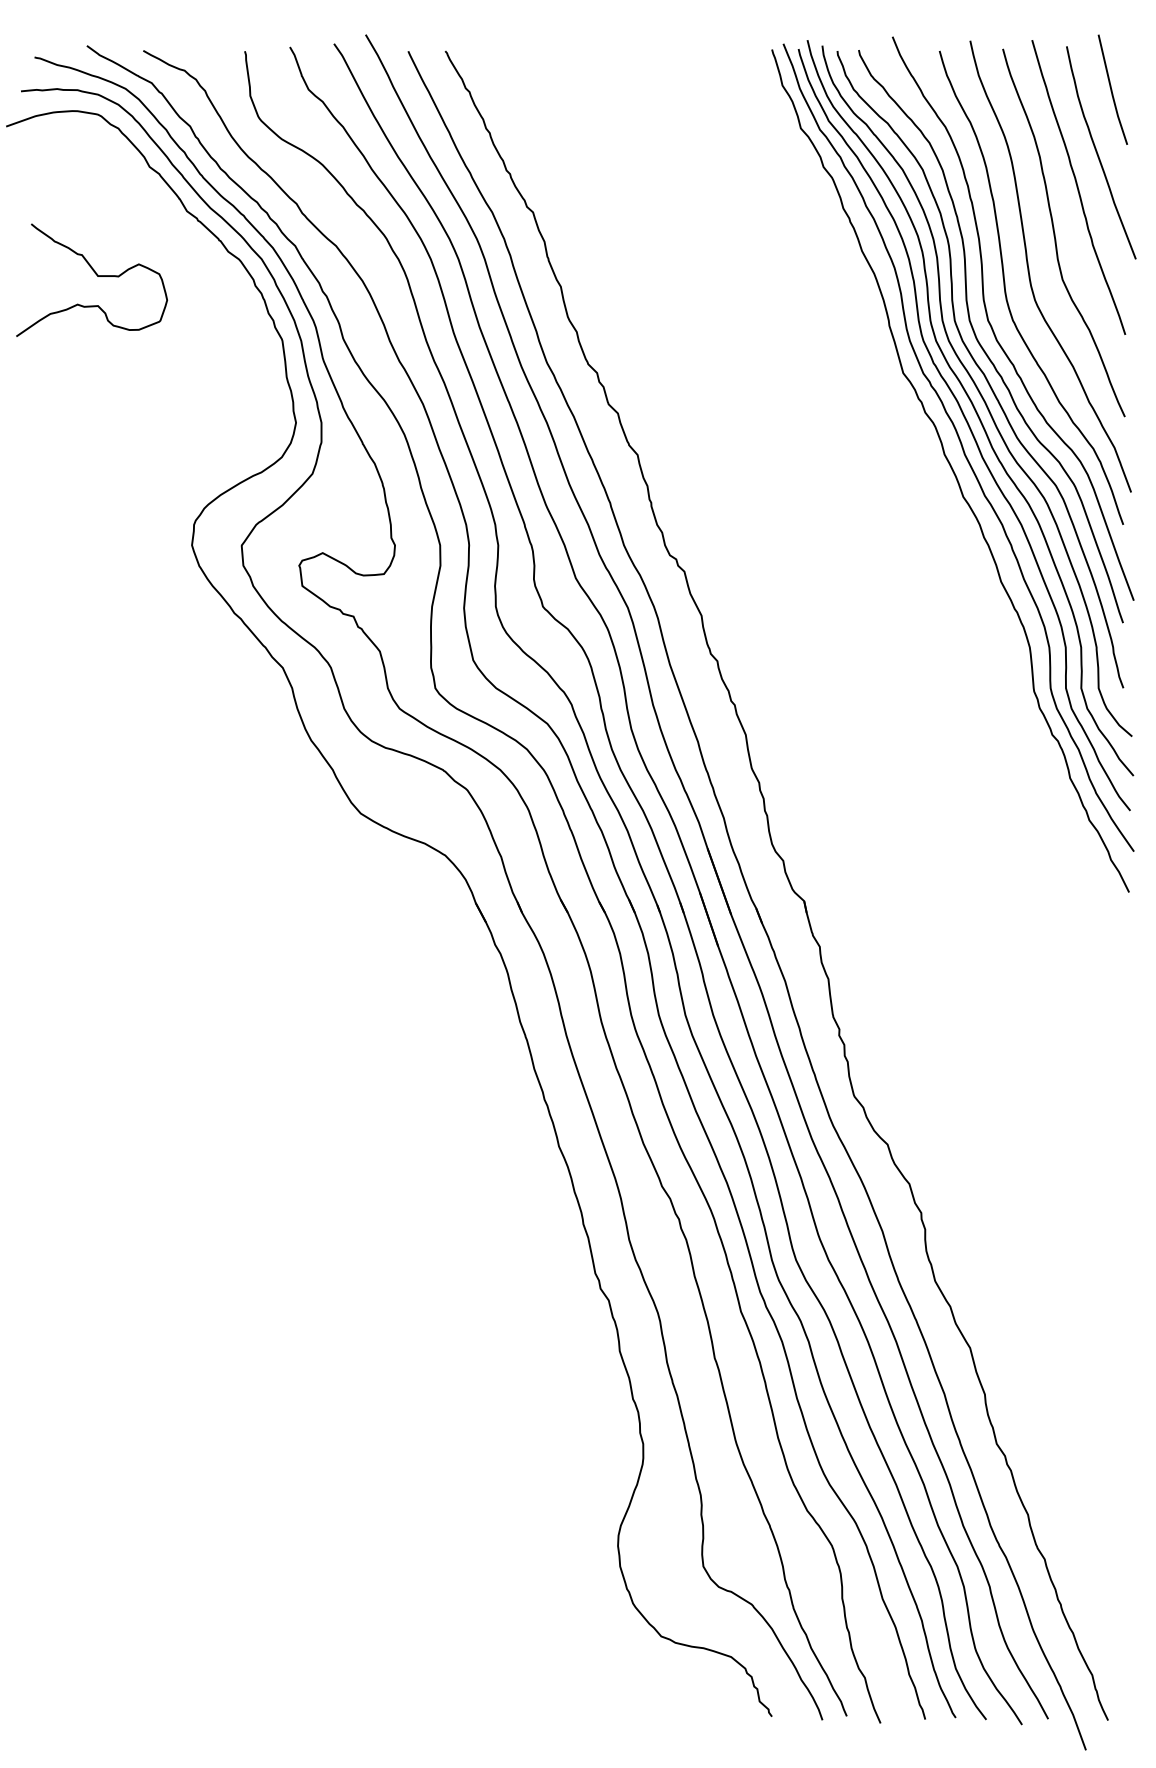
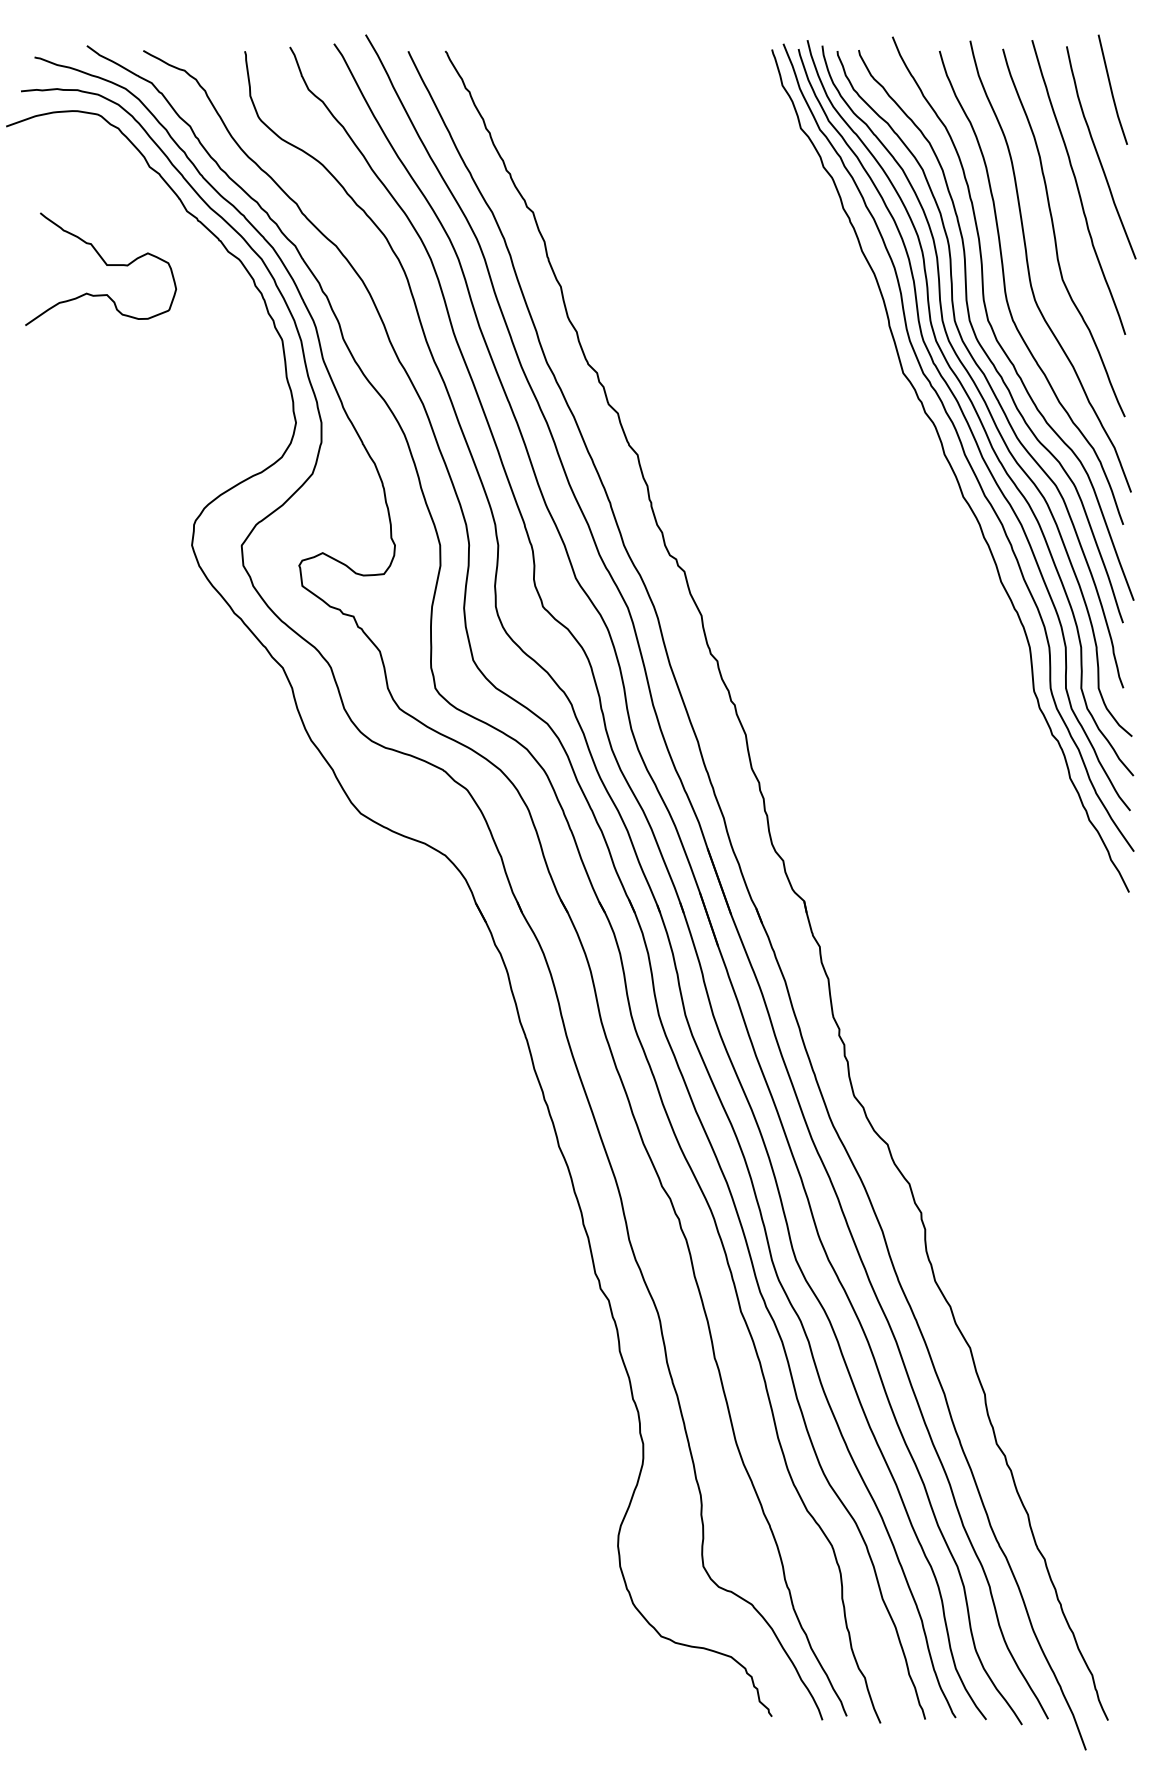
curve position: (96, 275) -> (105, 264) (105, 264)
